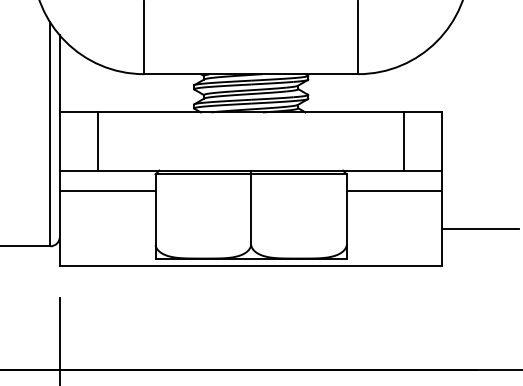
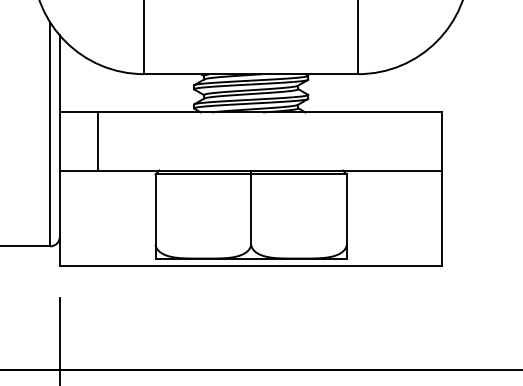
line: present -> none (404, 141)
line: present -> none (107, 191)
line: present -> none (394, 191)
line: present -> none (480, 229)
